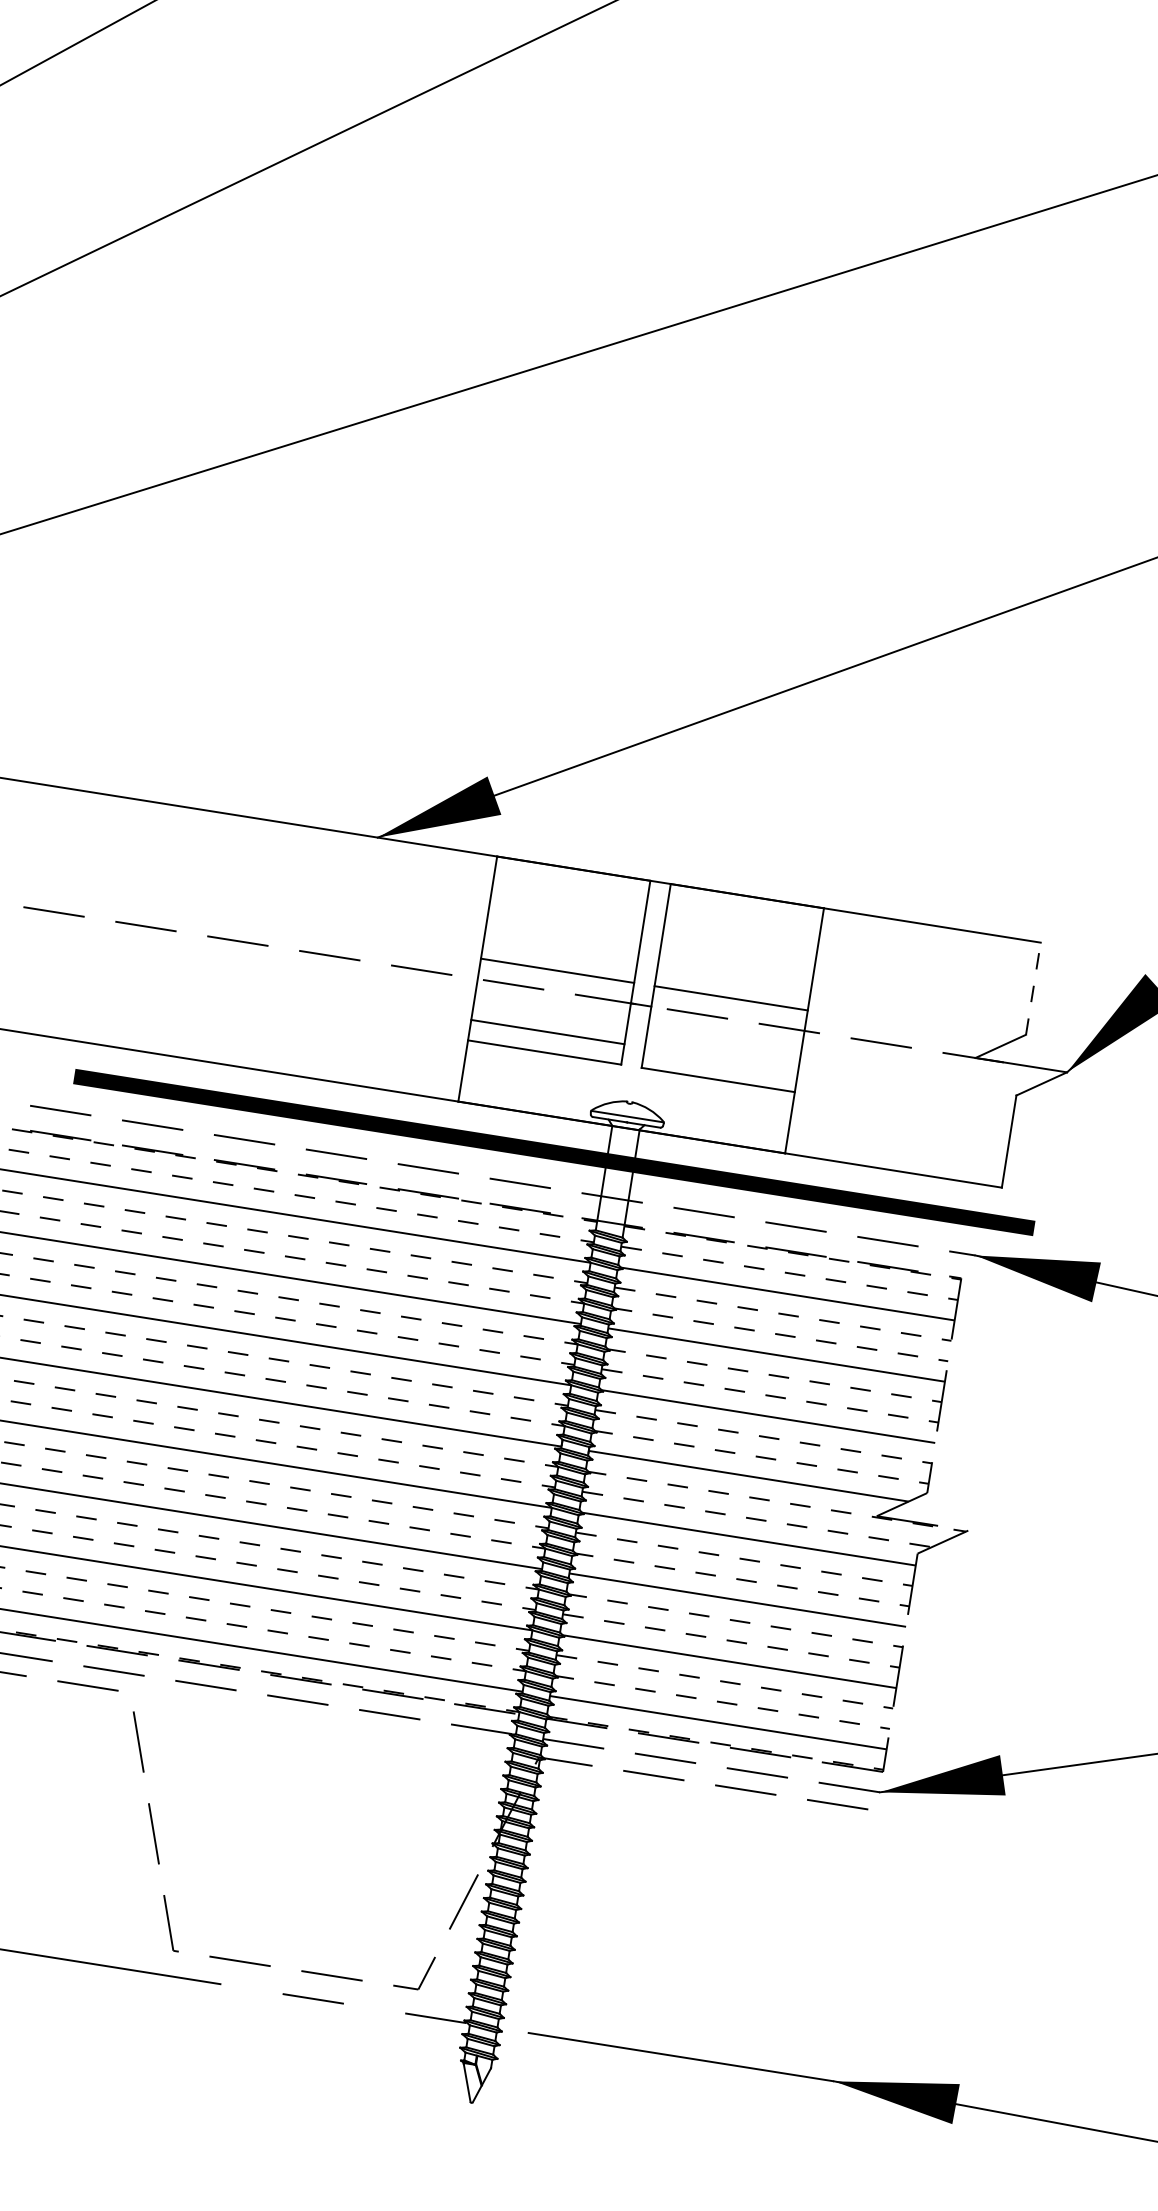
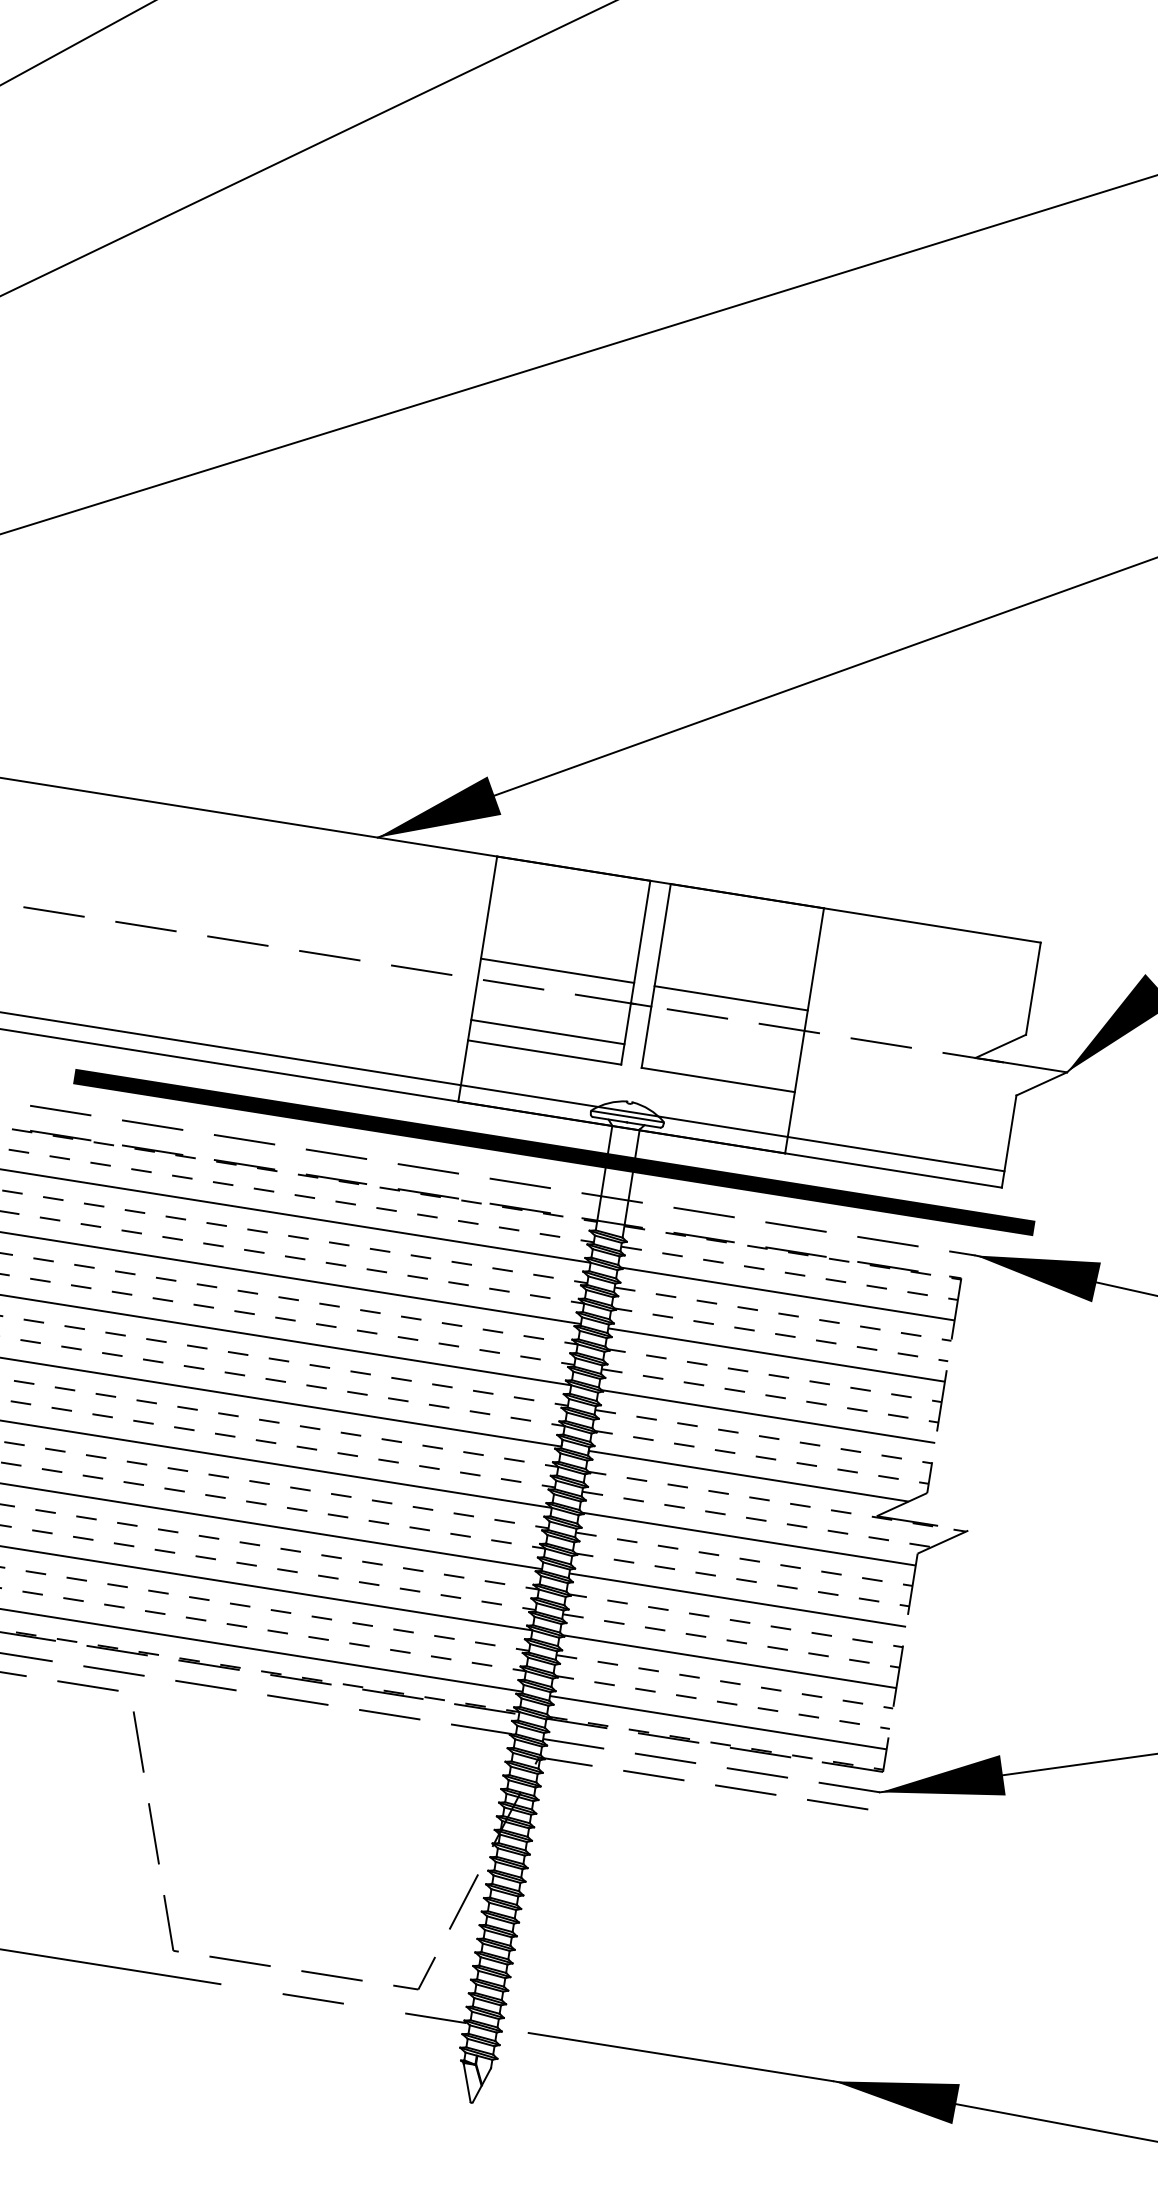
line: dashed -> solid (1033, 988)
line: none -> present (503, 1091)
